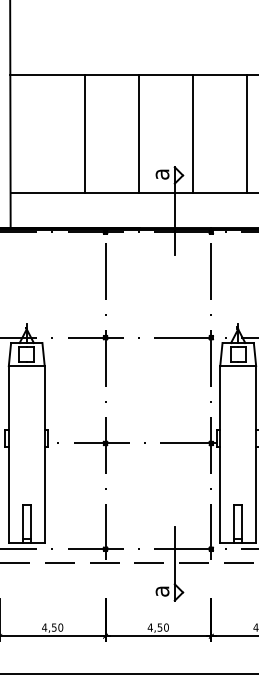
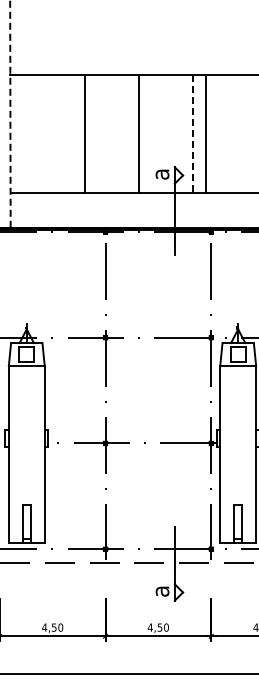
line: solid -> dashed (10, 113)
line: solid -> dashed (192, 133)
line position: (246, 133) -> (205, 133) (205, 133)
